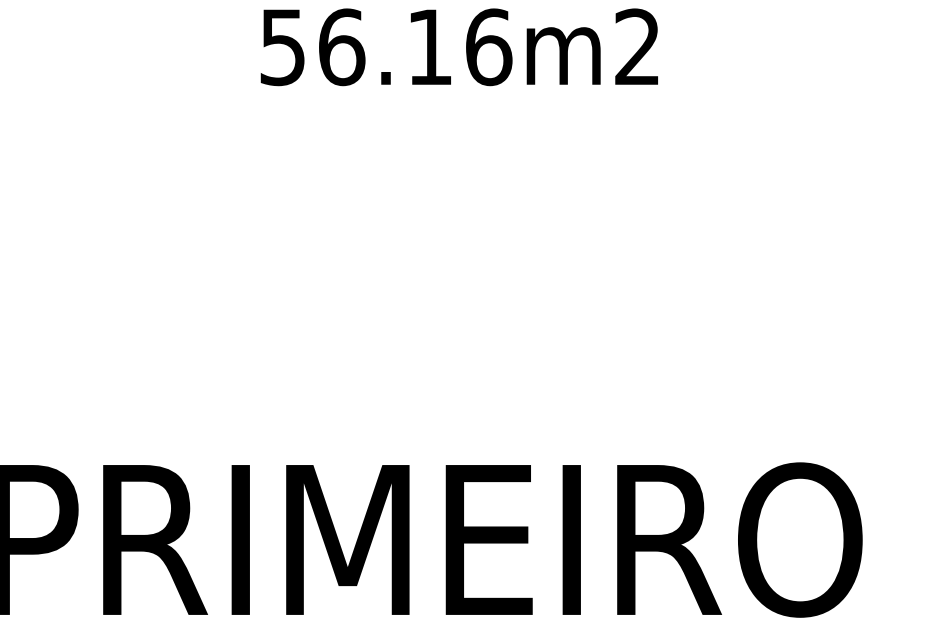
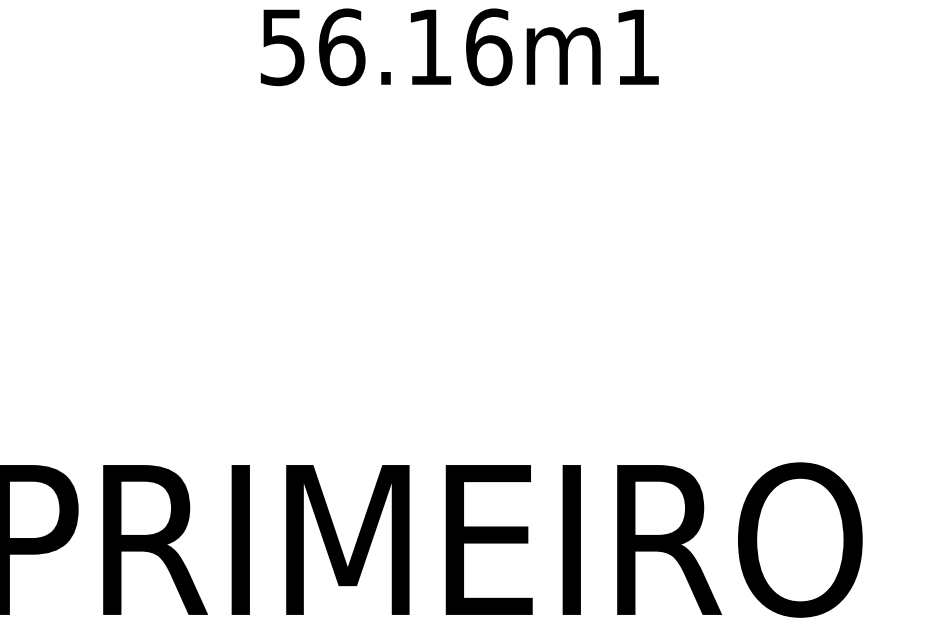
text: 56.16m2 -> 56.16m1 (636, 46)
